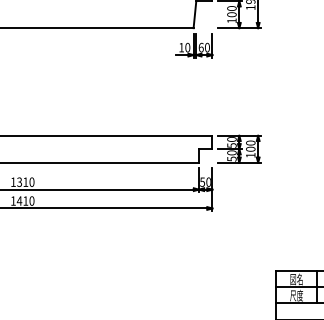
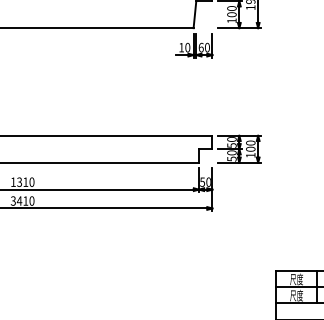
text: 1410 -> 3410 (12, 200)
text: 図名 -> 尺度 (296, 279)
